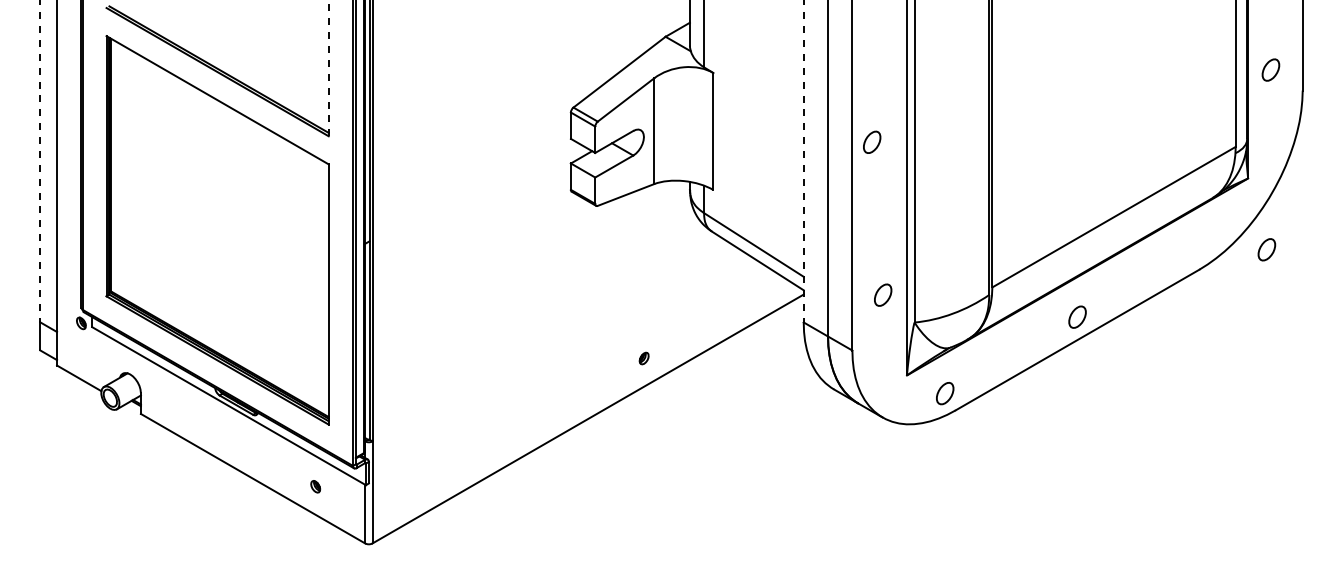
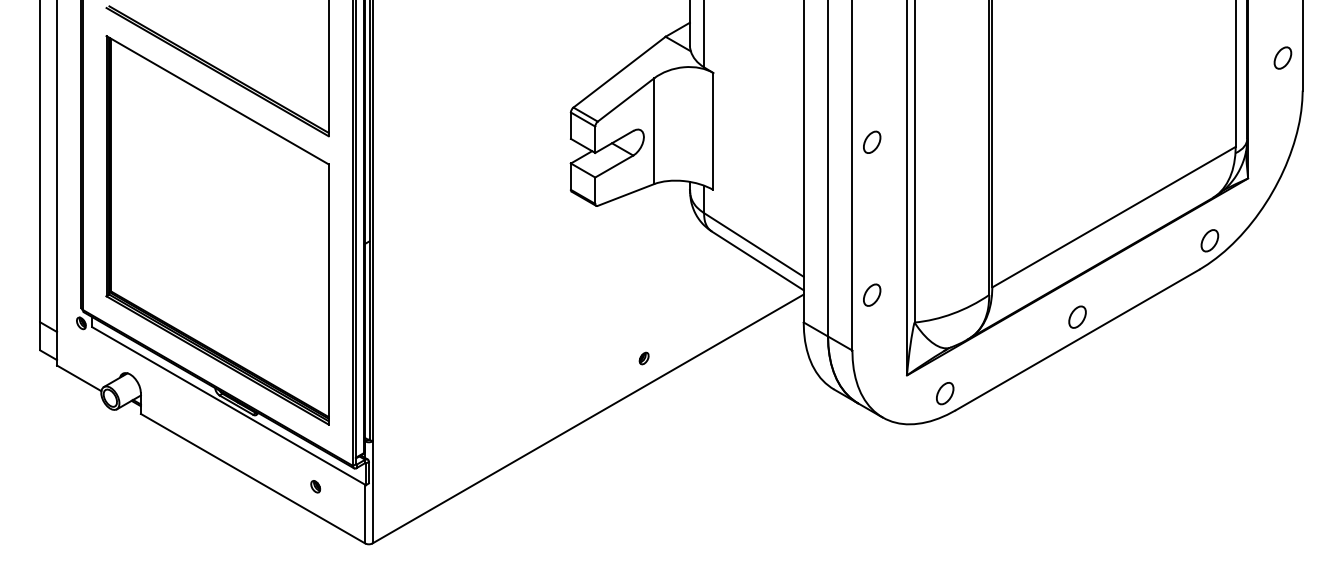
line: dashed -> solid (328, 68)
part position: (1270, 69) -> (1282, 57) (1282, 57)
line: dashed -> solid (40, 161)
line: dashed -> solid (803, 161)
part position: (1266, 249) -> (1209, 240) (1209, 240)
part position: (883, 294) -> (872, 294) (872, 294)
